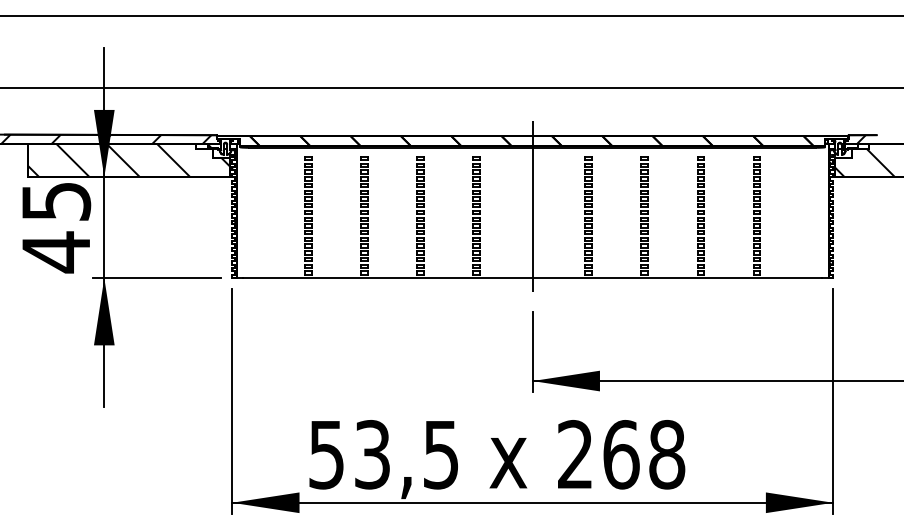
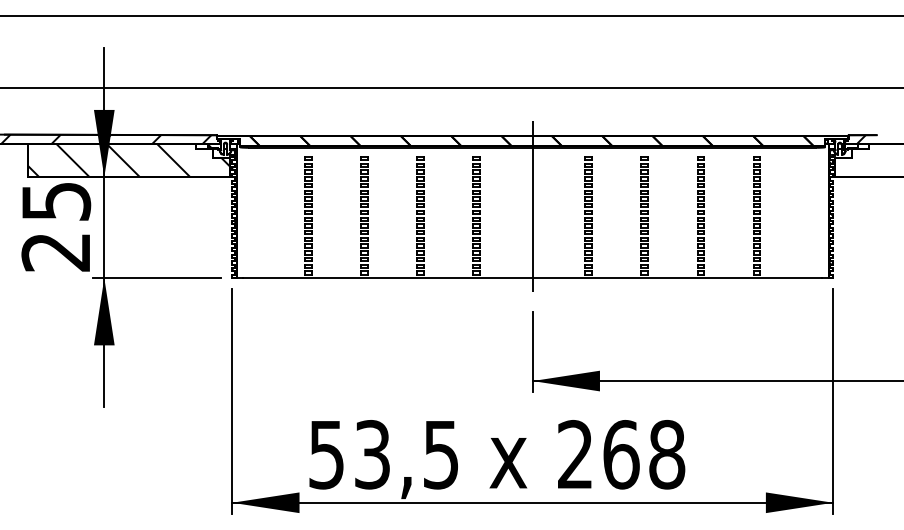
hatch: present -> none (865, 163)
text: 45 -> 25 (55, 252)
